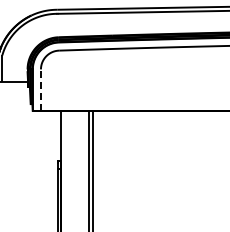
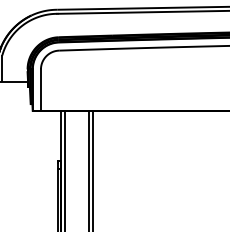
line: dashed -> solid (40, 90)
line: none -> present (64, 169)
